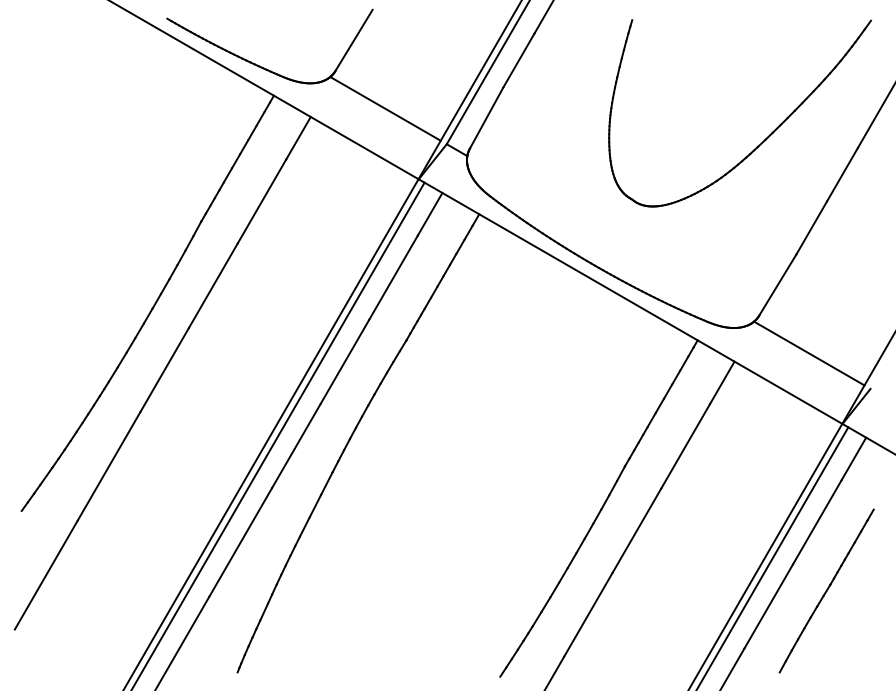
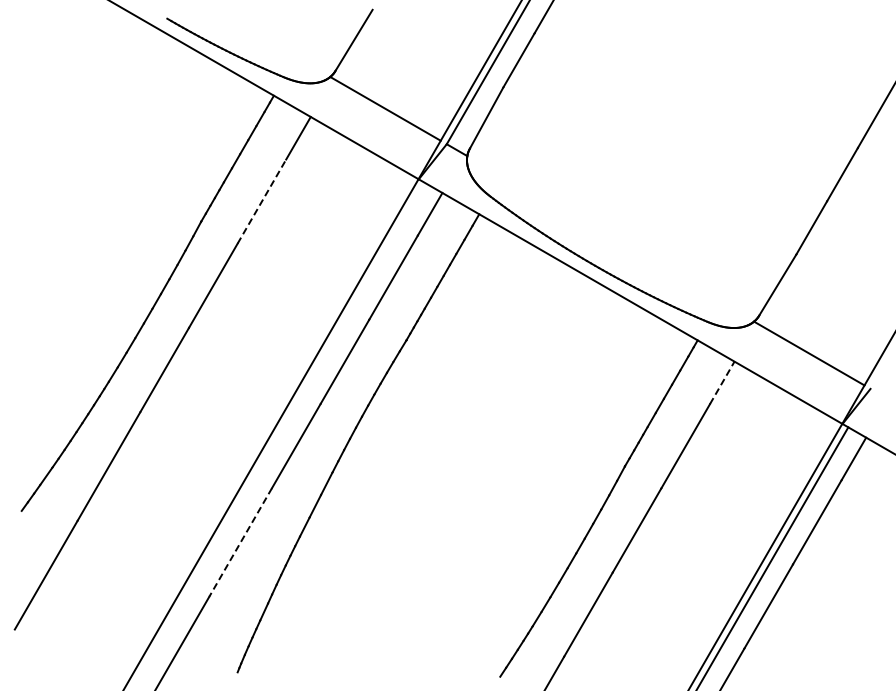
part: present -> none (765, 138)
line: solid -> dashed (261, 201)
line: solid -> dashed (722, 382)
line: present -> none (278, 434)
line: solid -> dashed (240, 542)
line: present -> none (826, 590)
